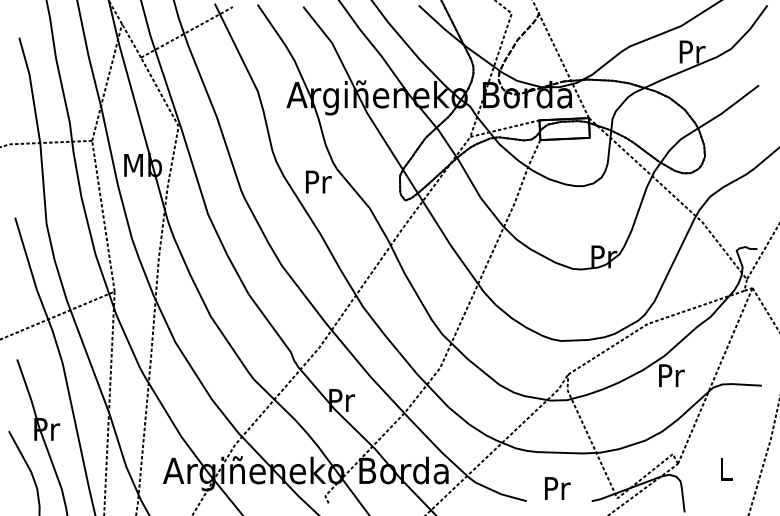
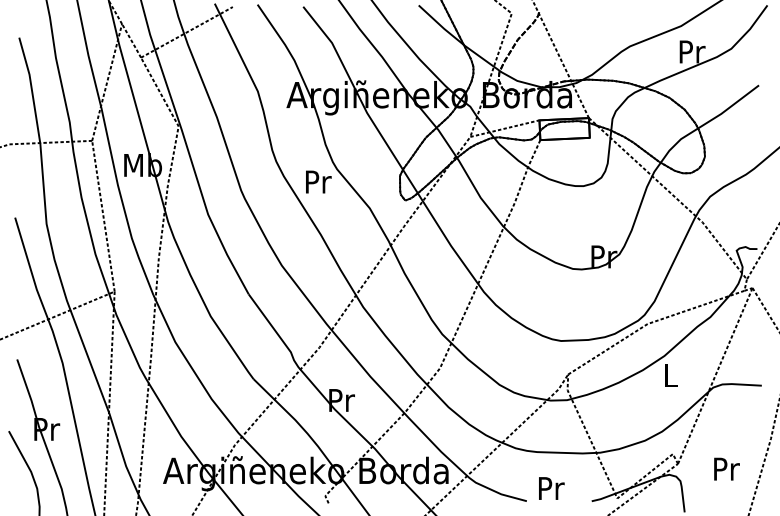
text: Pr -> L (671, 375)
text: L -> Pr (726, 468)
text position: (557, 488) -> (551, 488) (551, 488)
